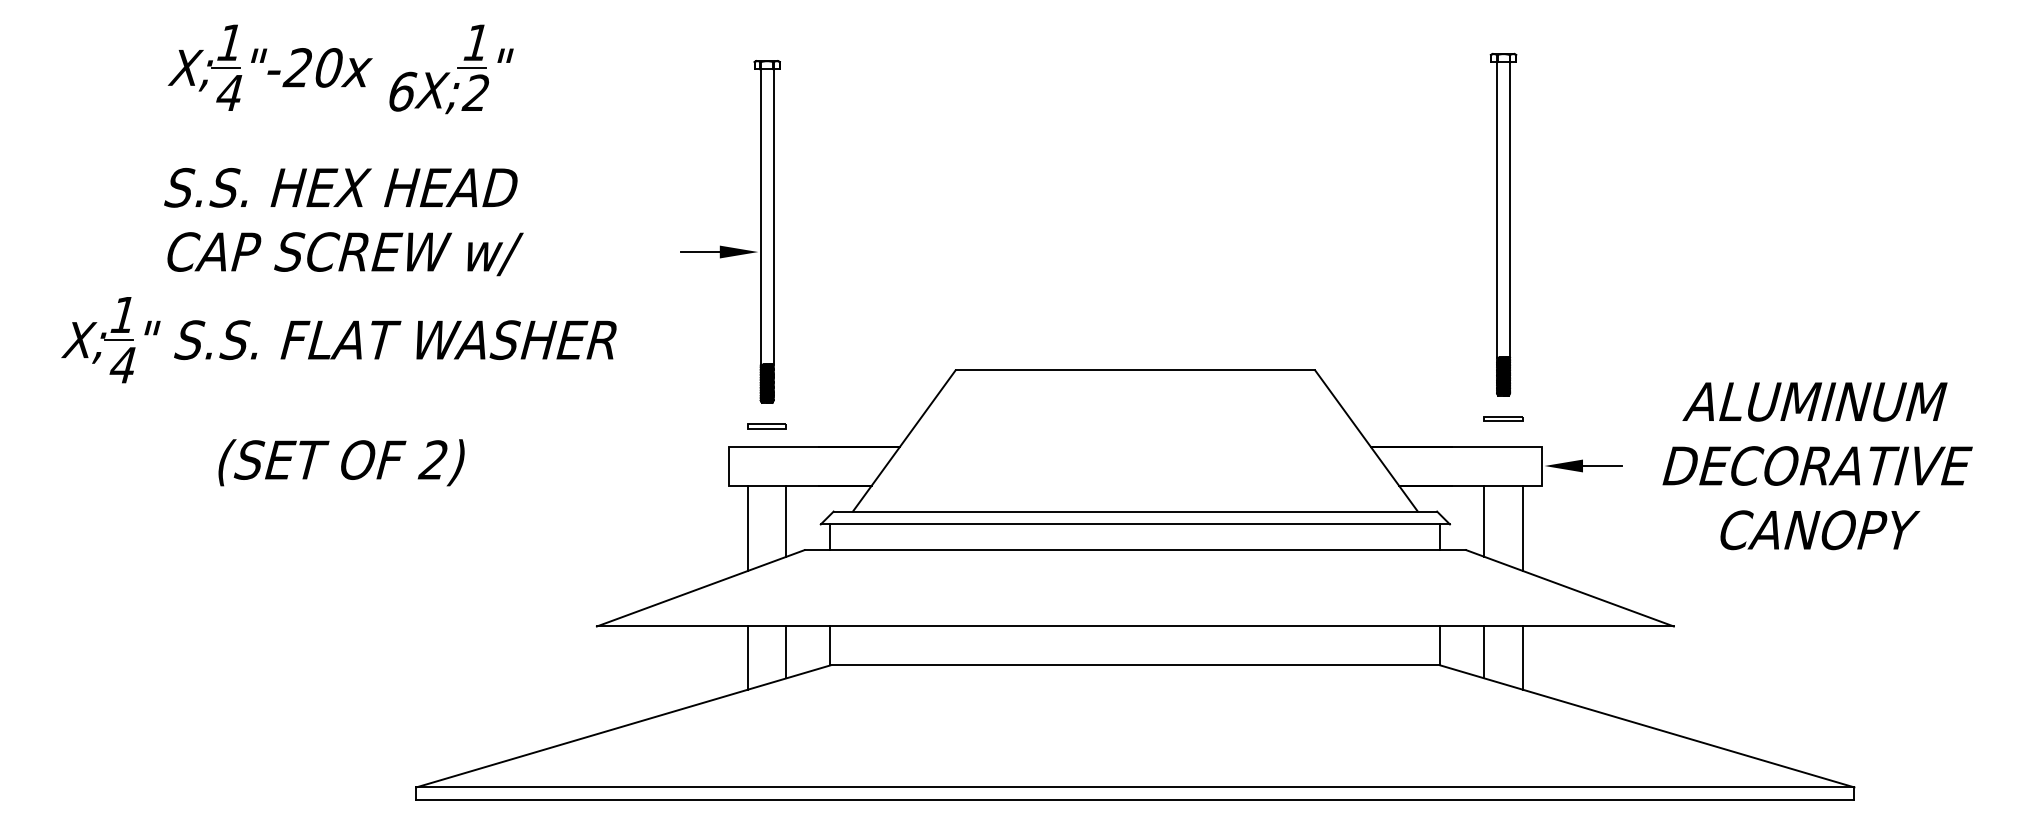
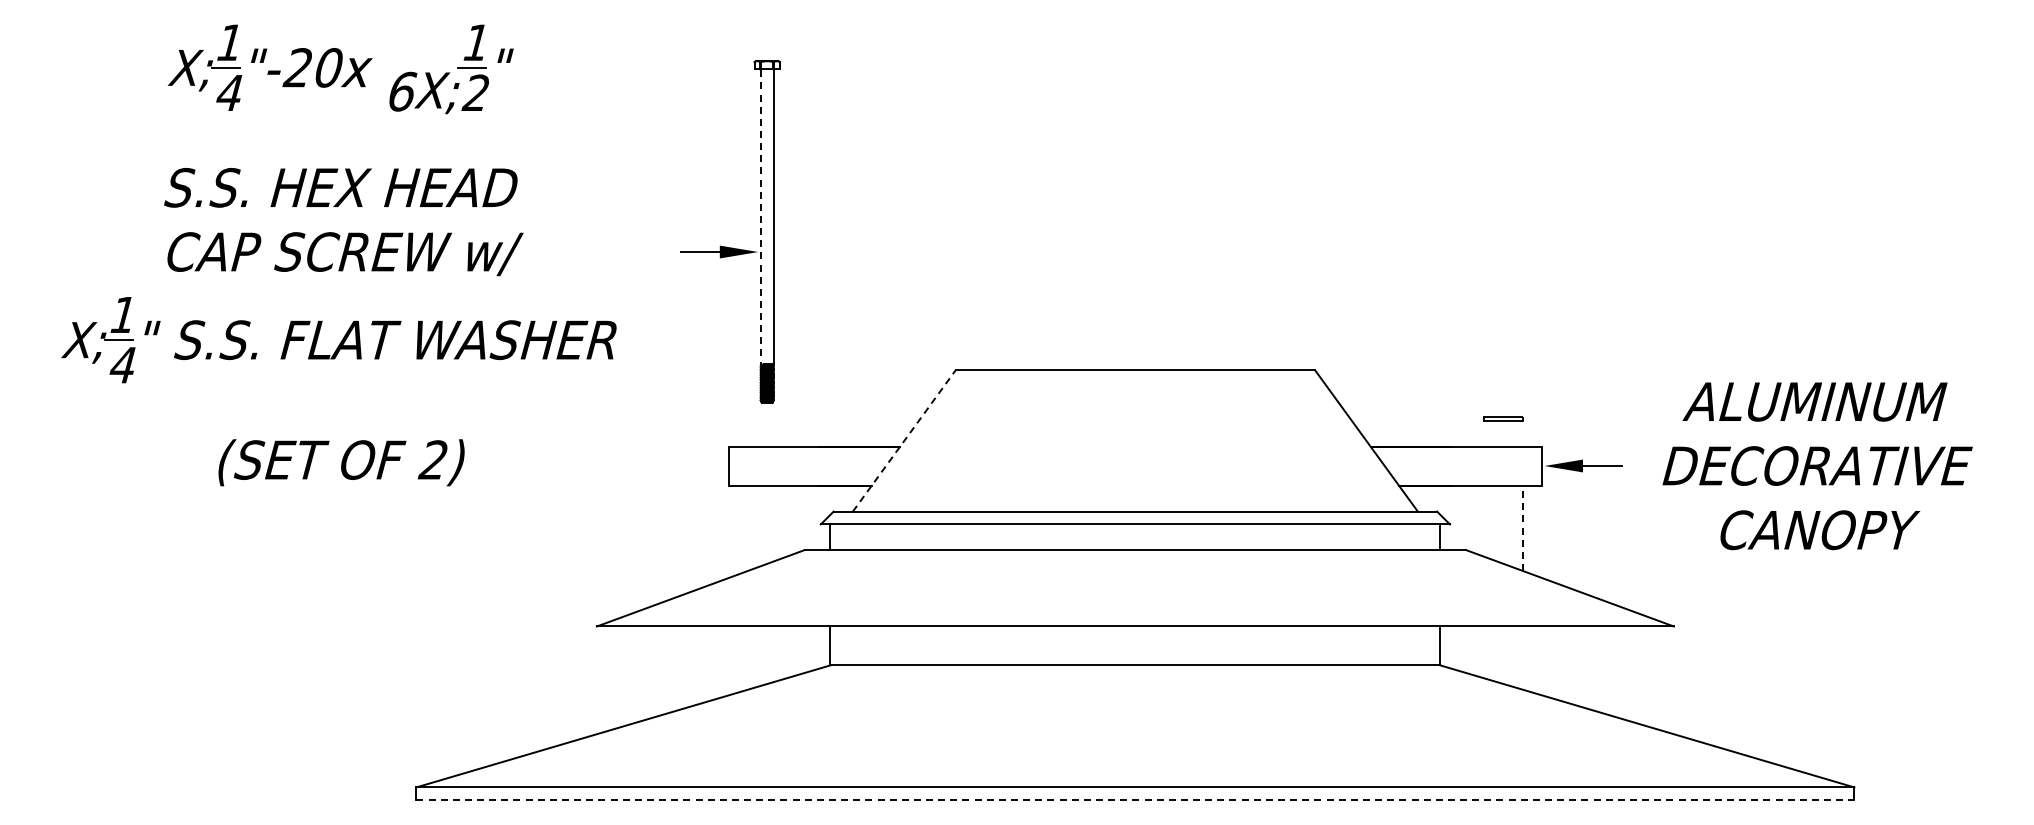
line: solid -> dashed (760, 218)
part: present -> none (1503, 224)
part: present -> none (766, 426)
line: solid -> dashed (904, 440)
line: present -> none (786, 520)
line: present -> none (1484, 520)
line: present -> none (747, 527)
line: solid -> dashed (1522, 528)
line: present -> none (786, 652)
line: present -> none (1484, 652)
line: present -> none (747, 657)
line: present -> none (1522, 657)
line: solid -> dashed (1135, 800)
